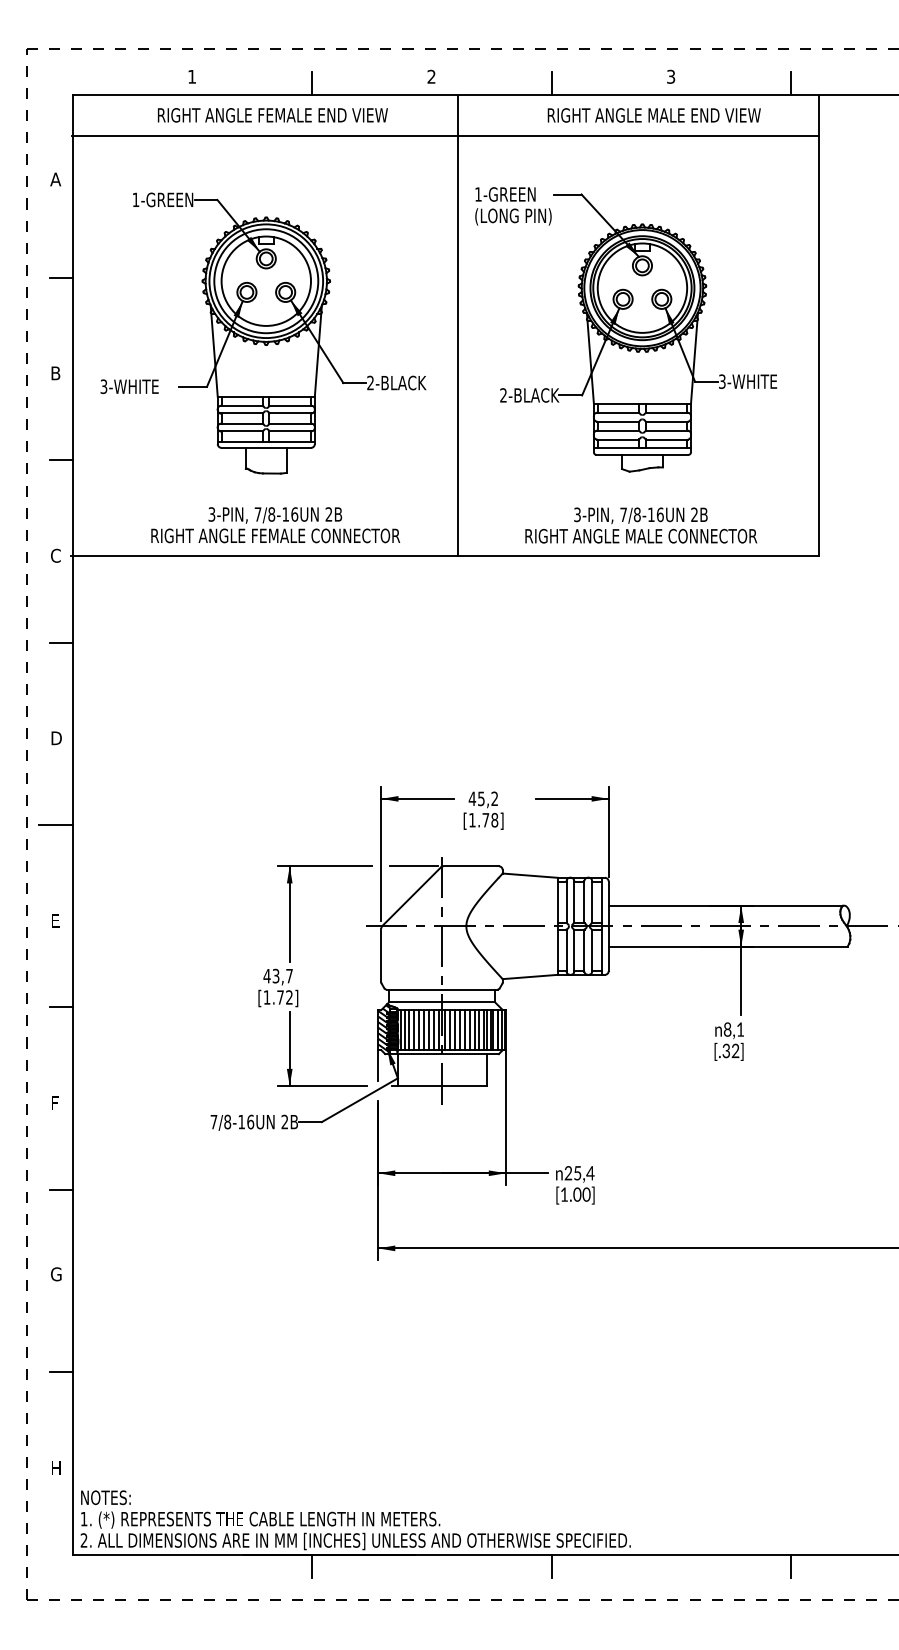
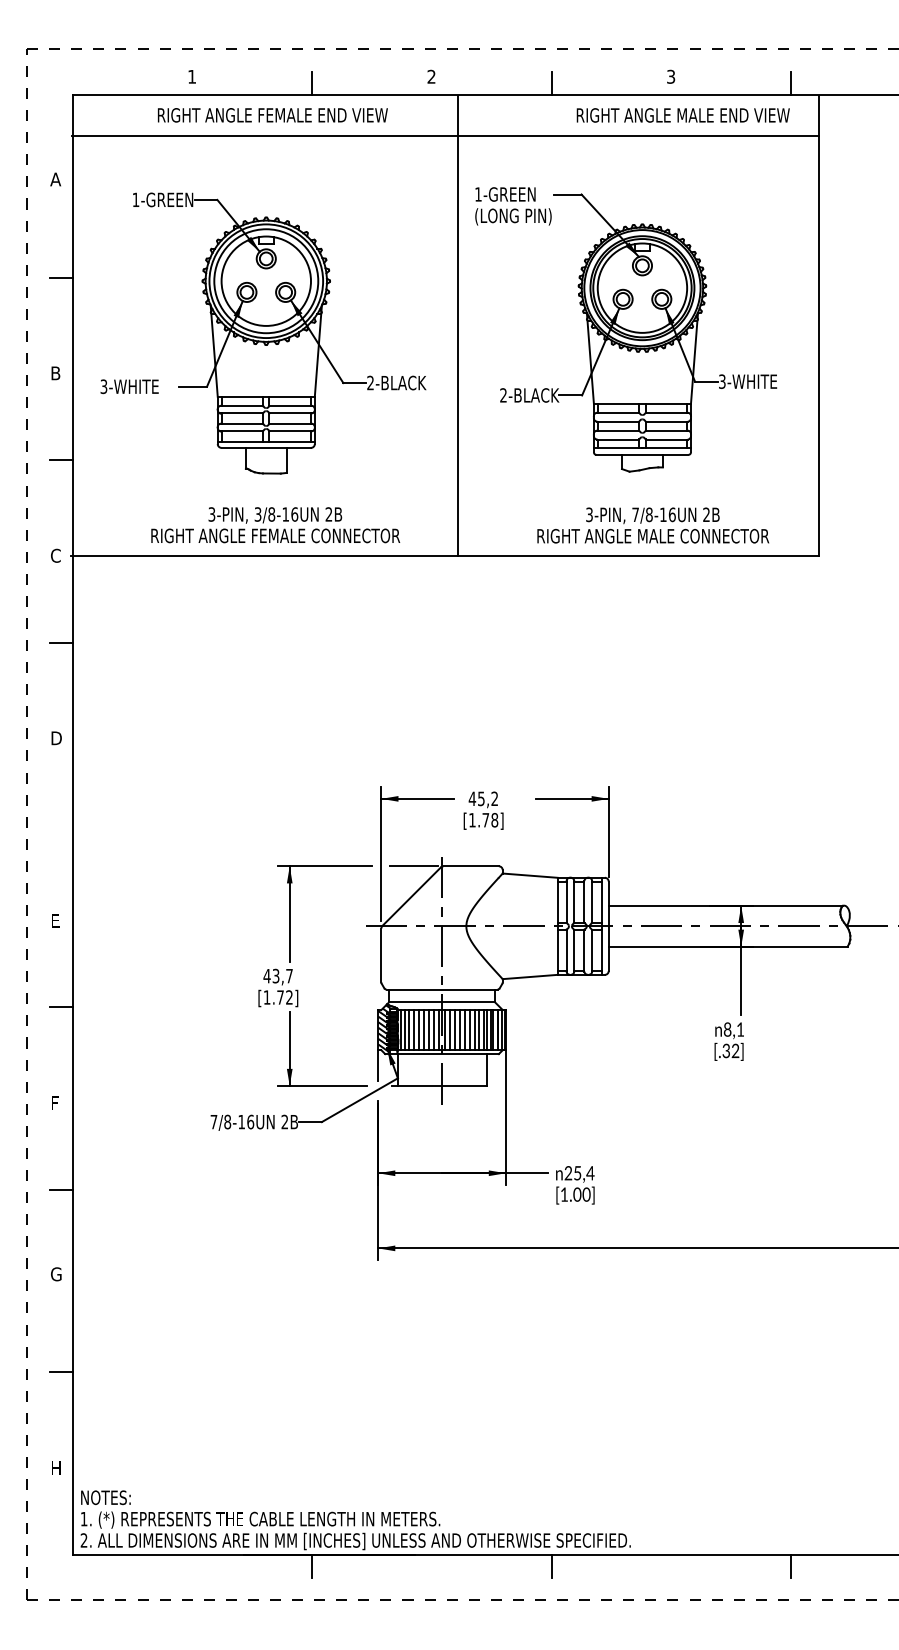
text position: (653, 115) -> (682, 115) (682, 115)
text: 7/8-16UN -> 3/8-16UN (257, 514)
text position: (641, 525) -> (653, 525) (653, 525)
line: present -> none (55, 825)
